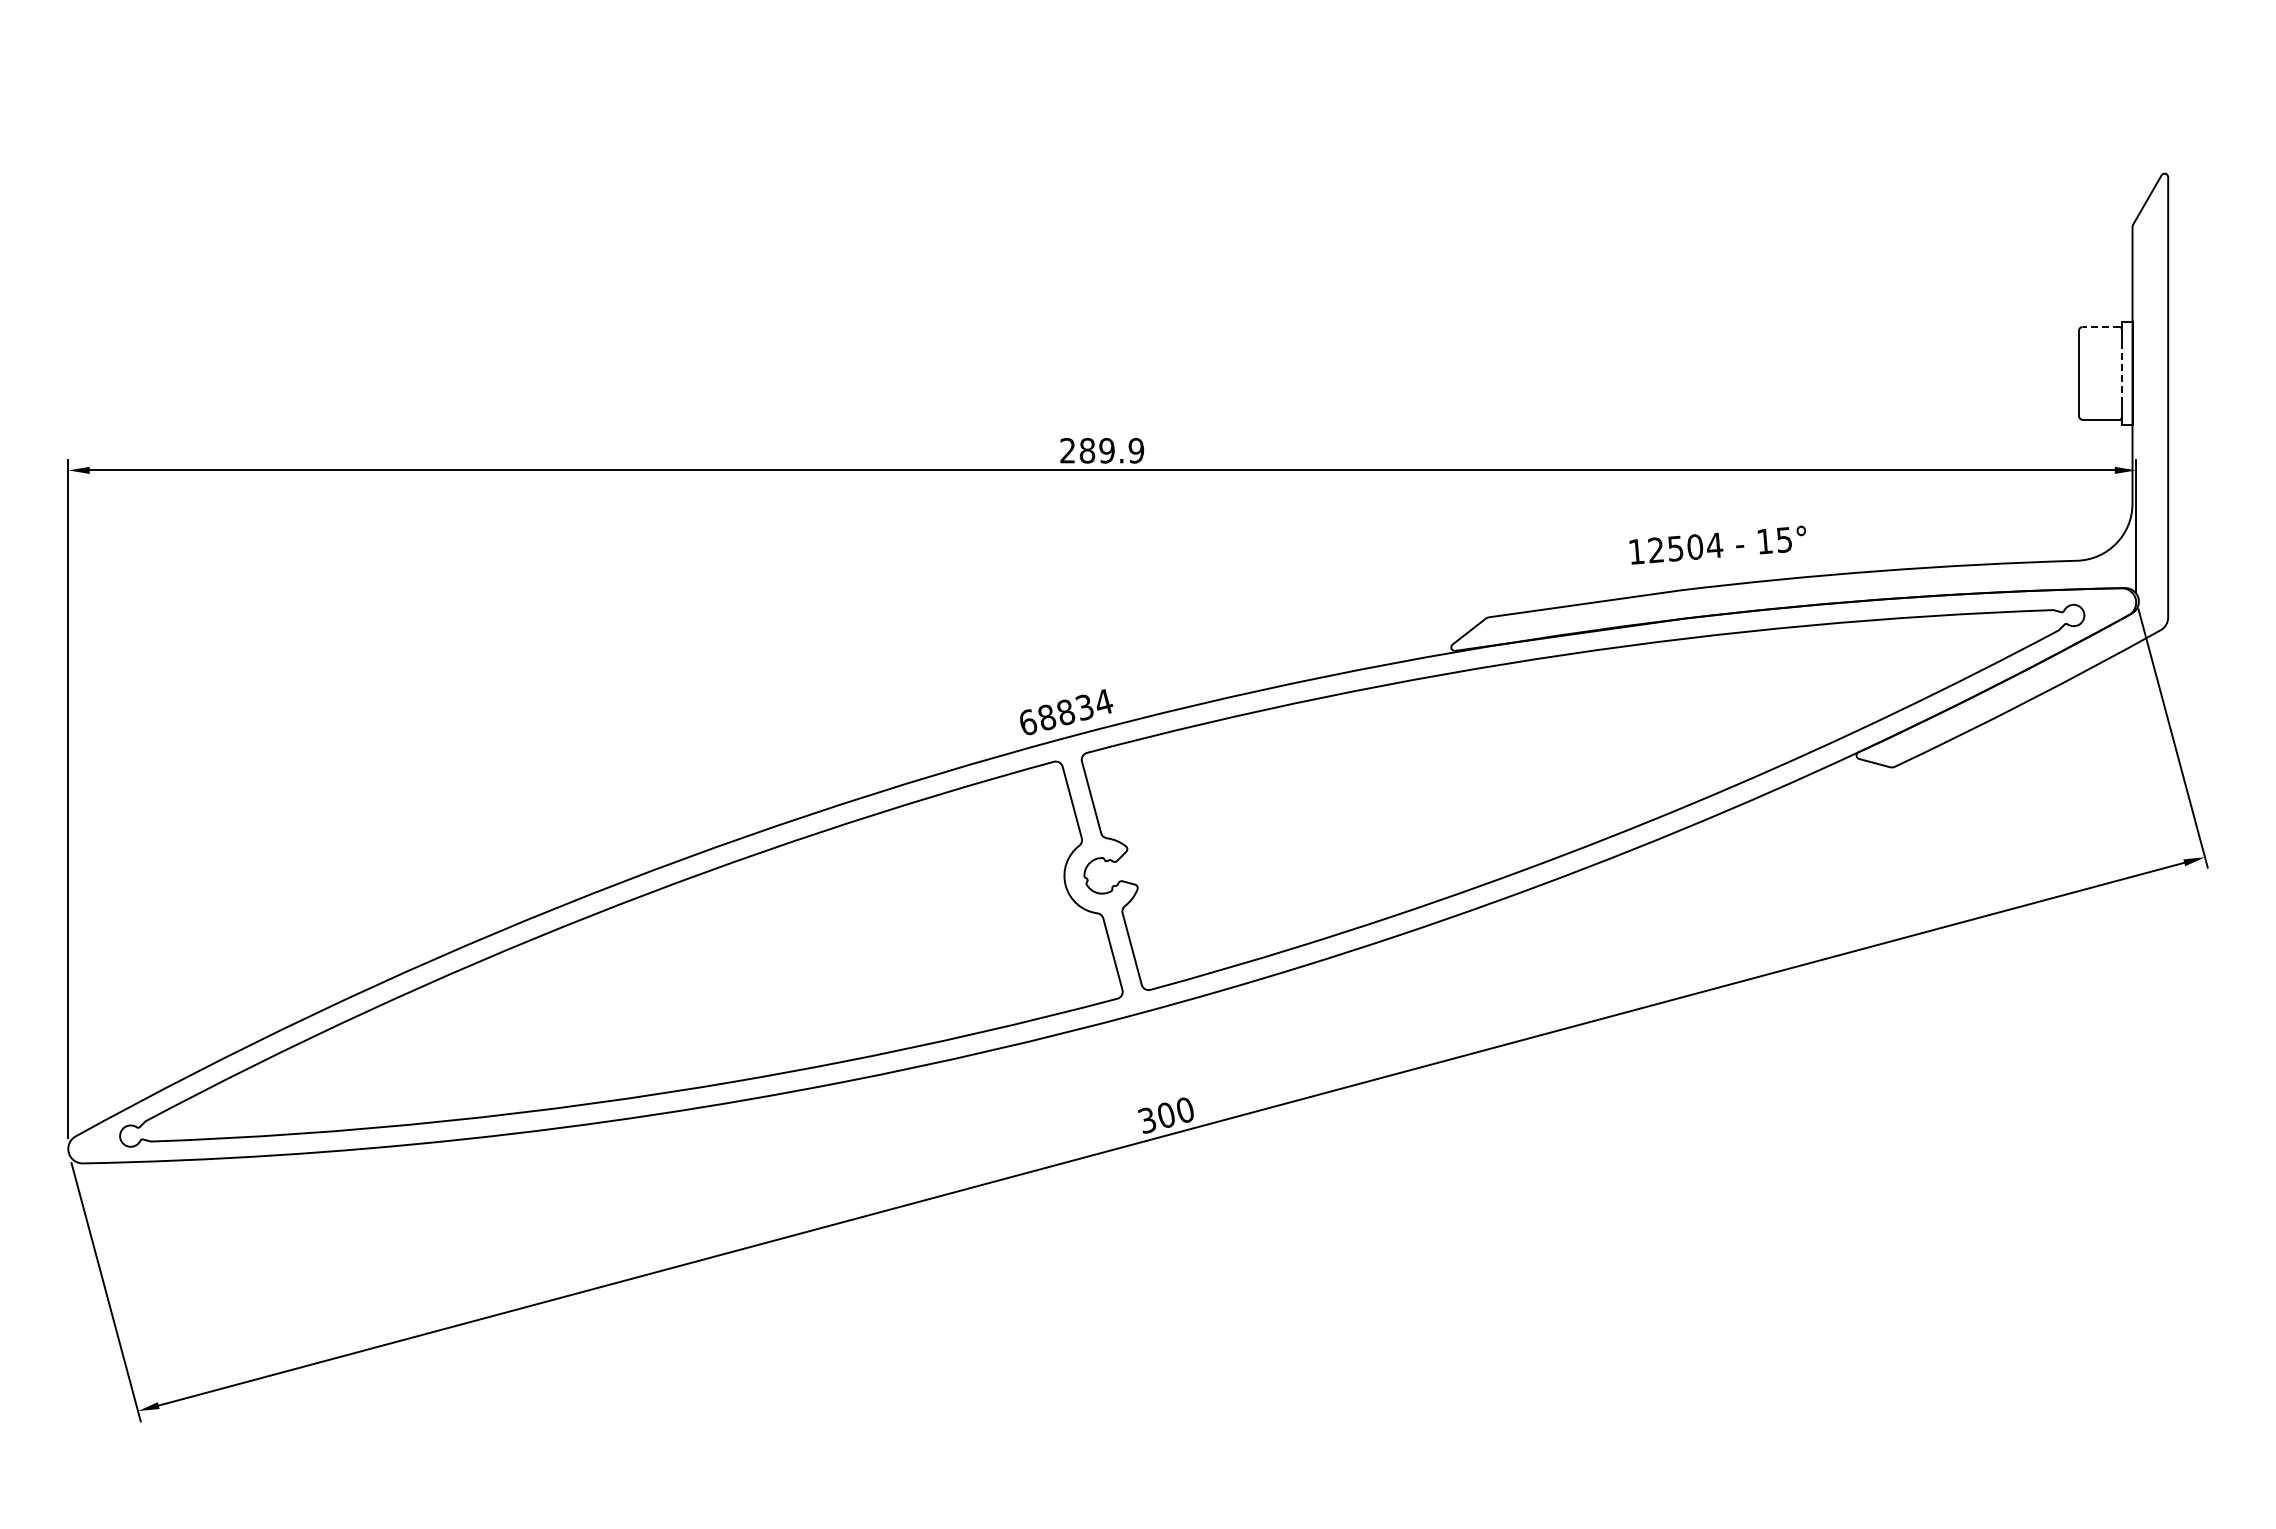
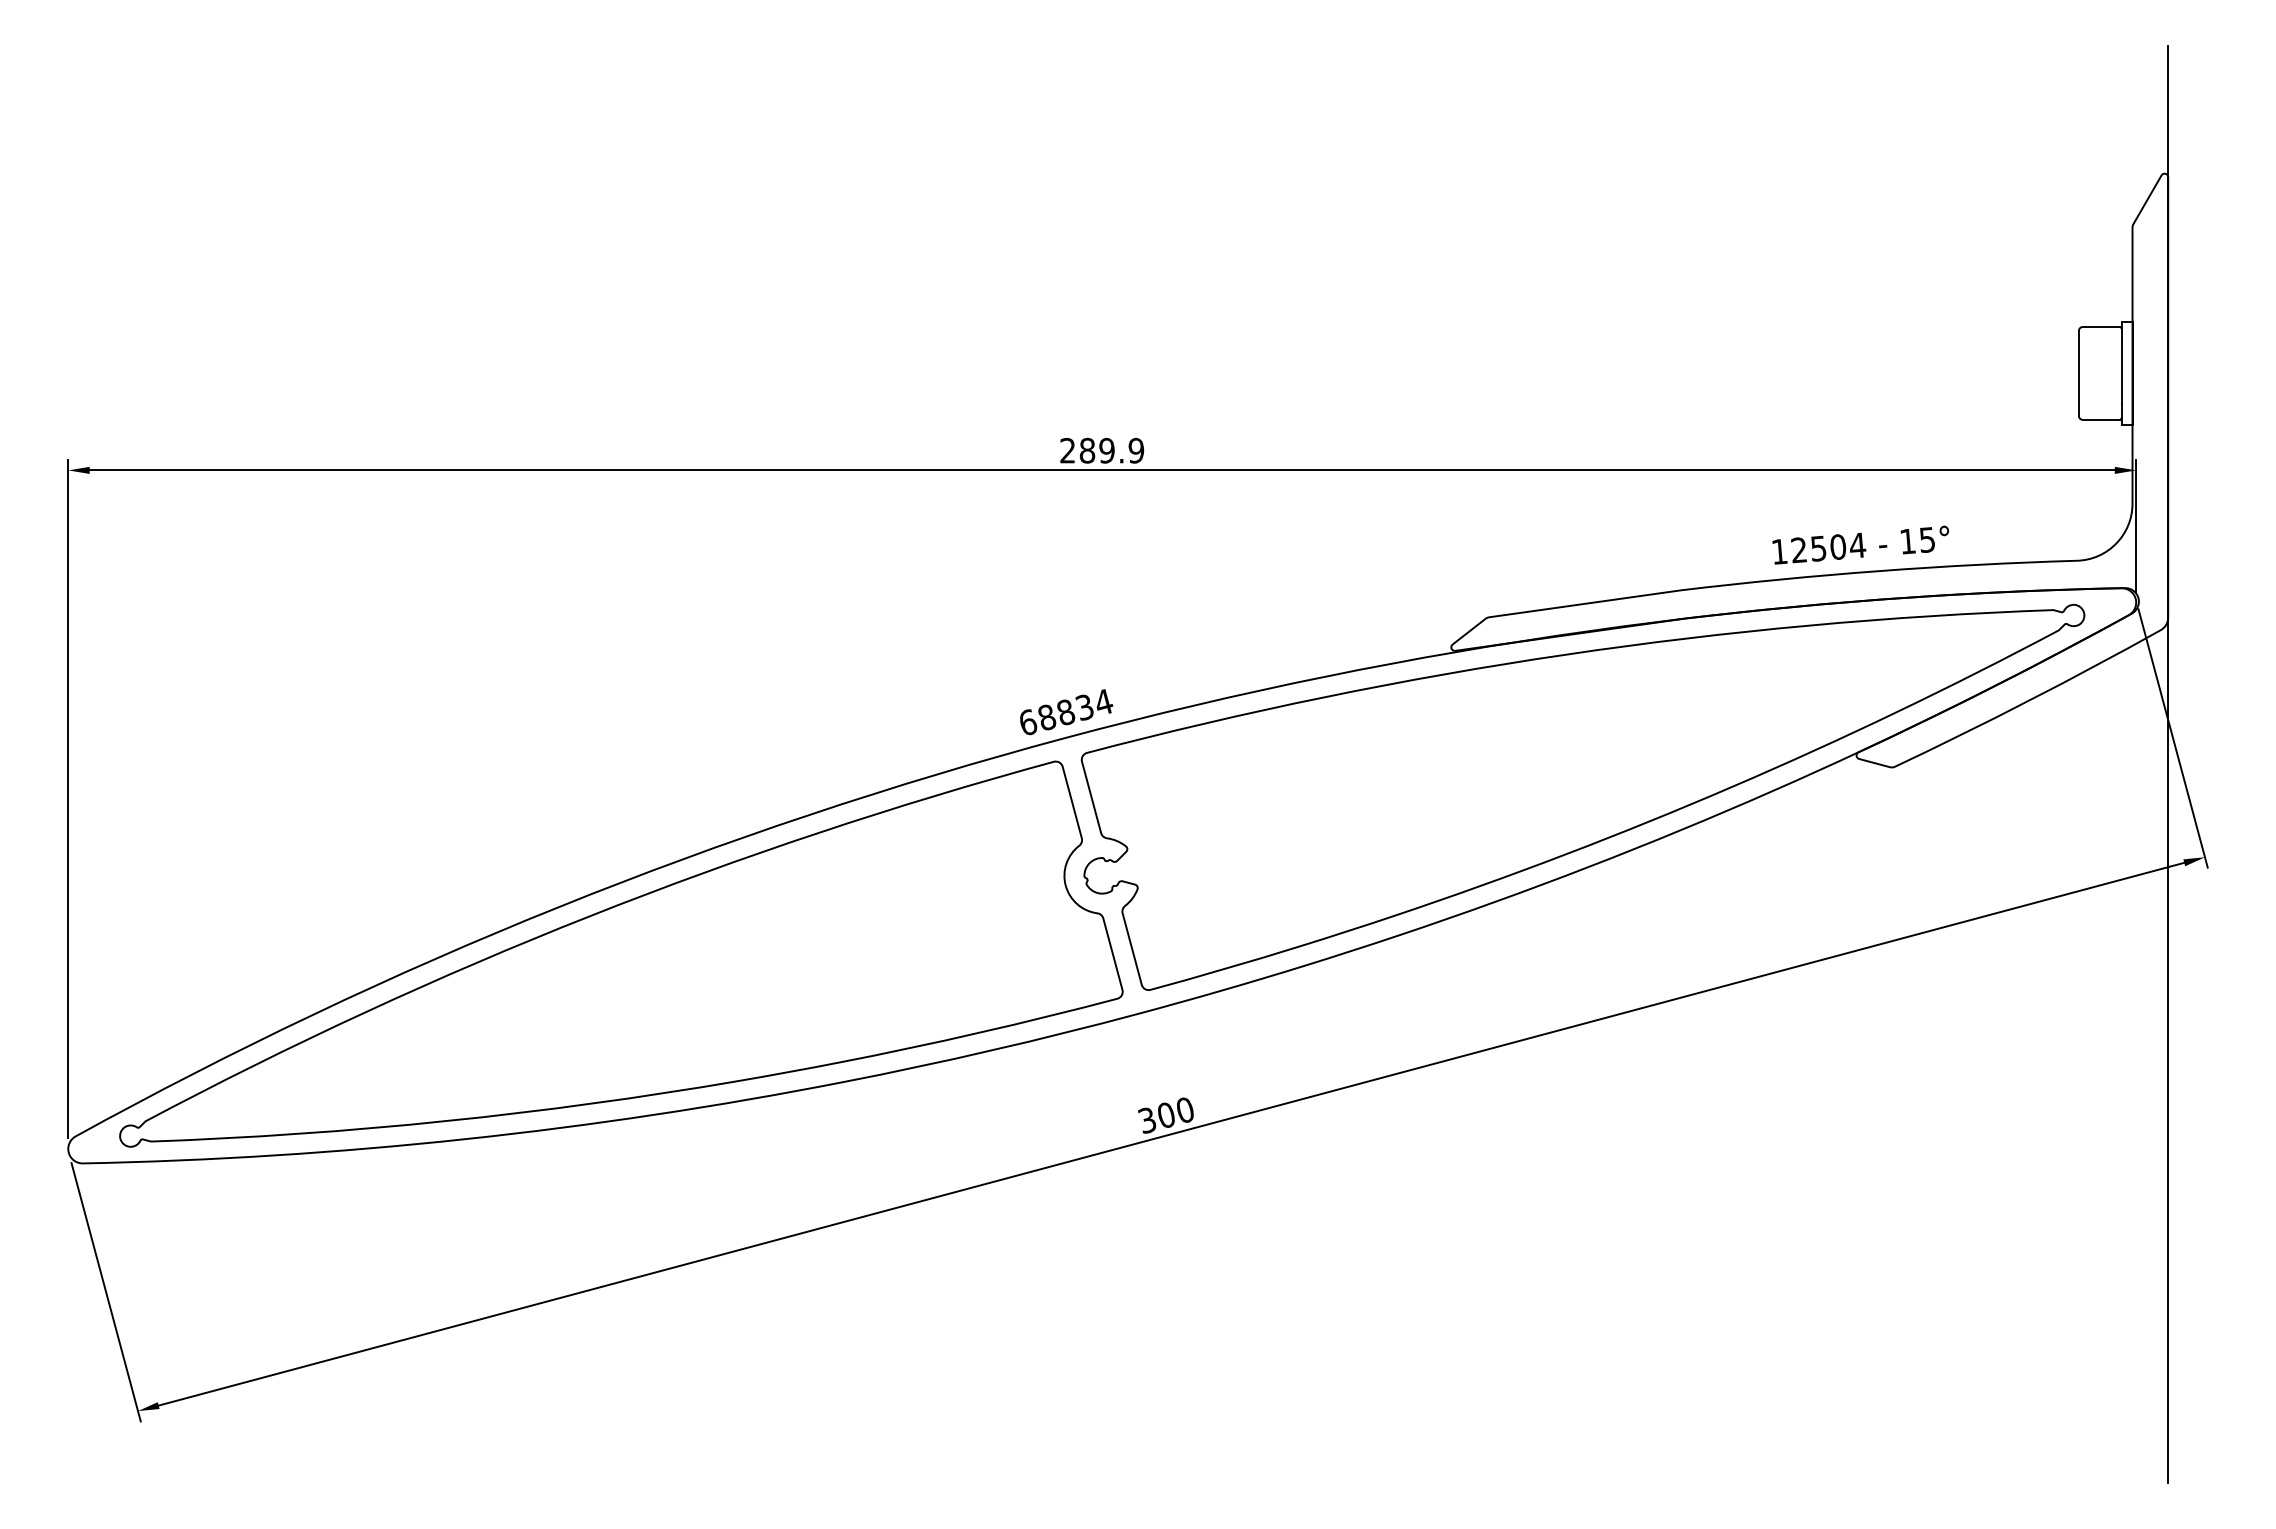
line: dashed -> solid (2101, 327)
line: dashed -> solid (2121, 373)
text position: (1717, 544) -> (1860, 544) (1860, 544)
line: none -> present (2168, 764)
